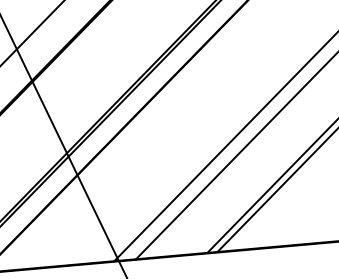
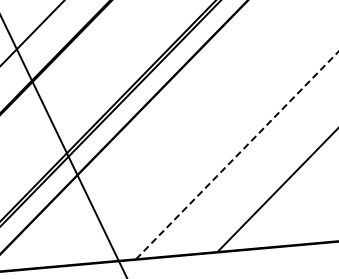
line: present -> none (224, 147)
line: solid -> dashed (237, 155)
line: present -> none (271, 186)
